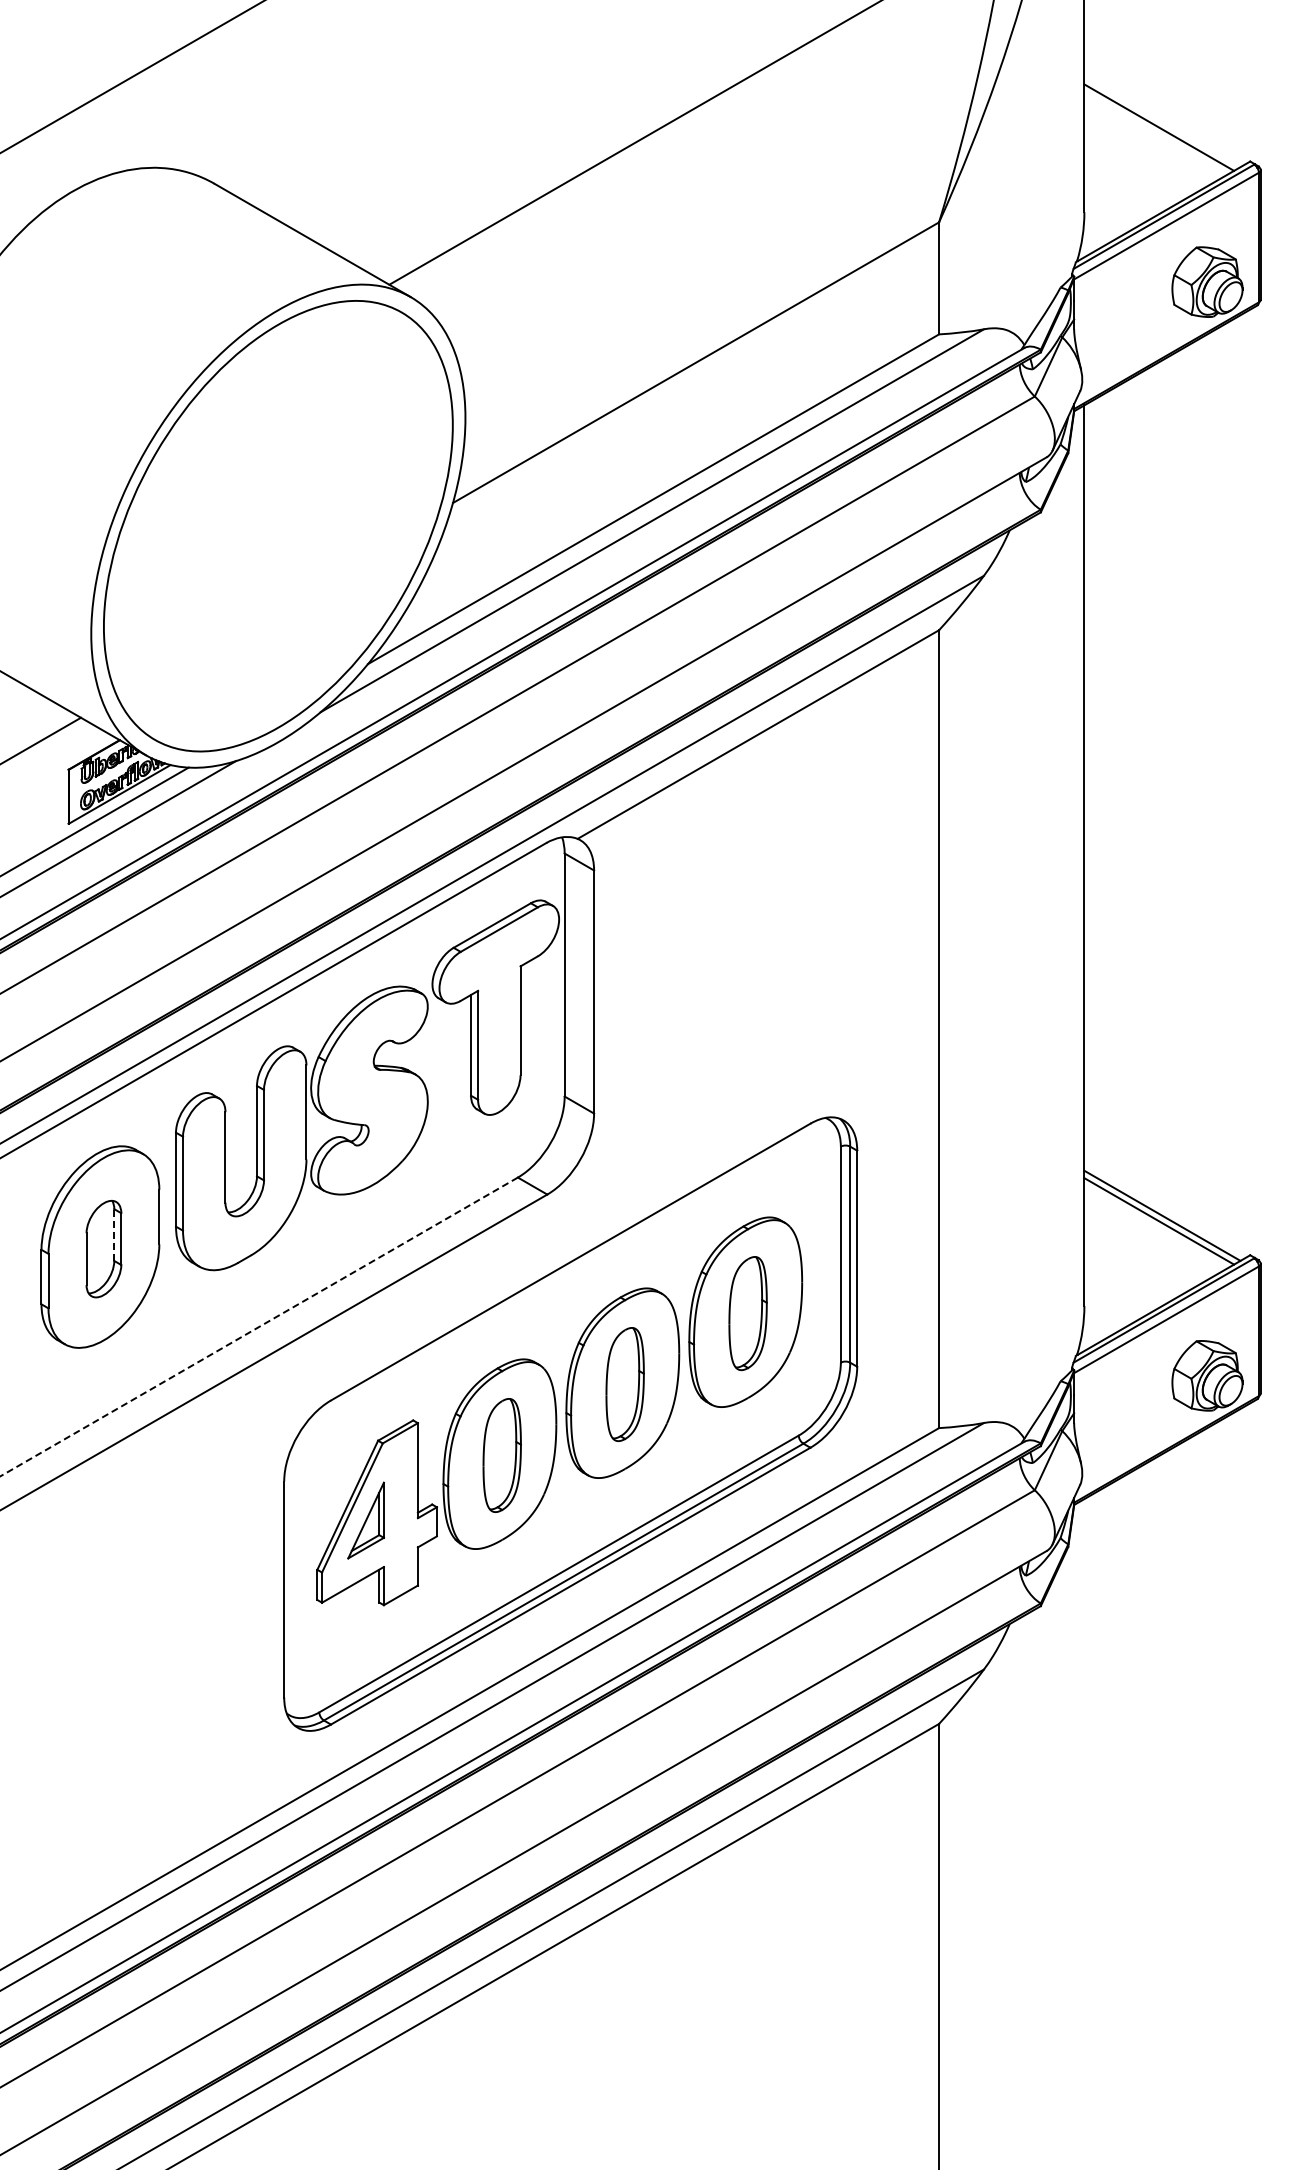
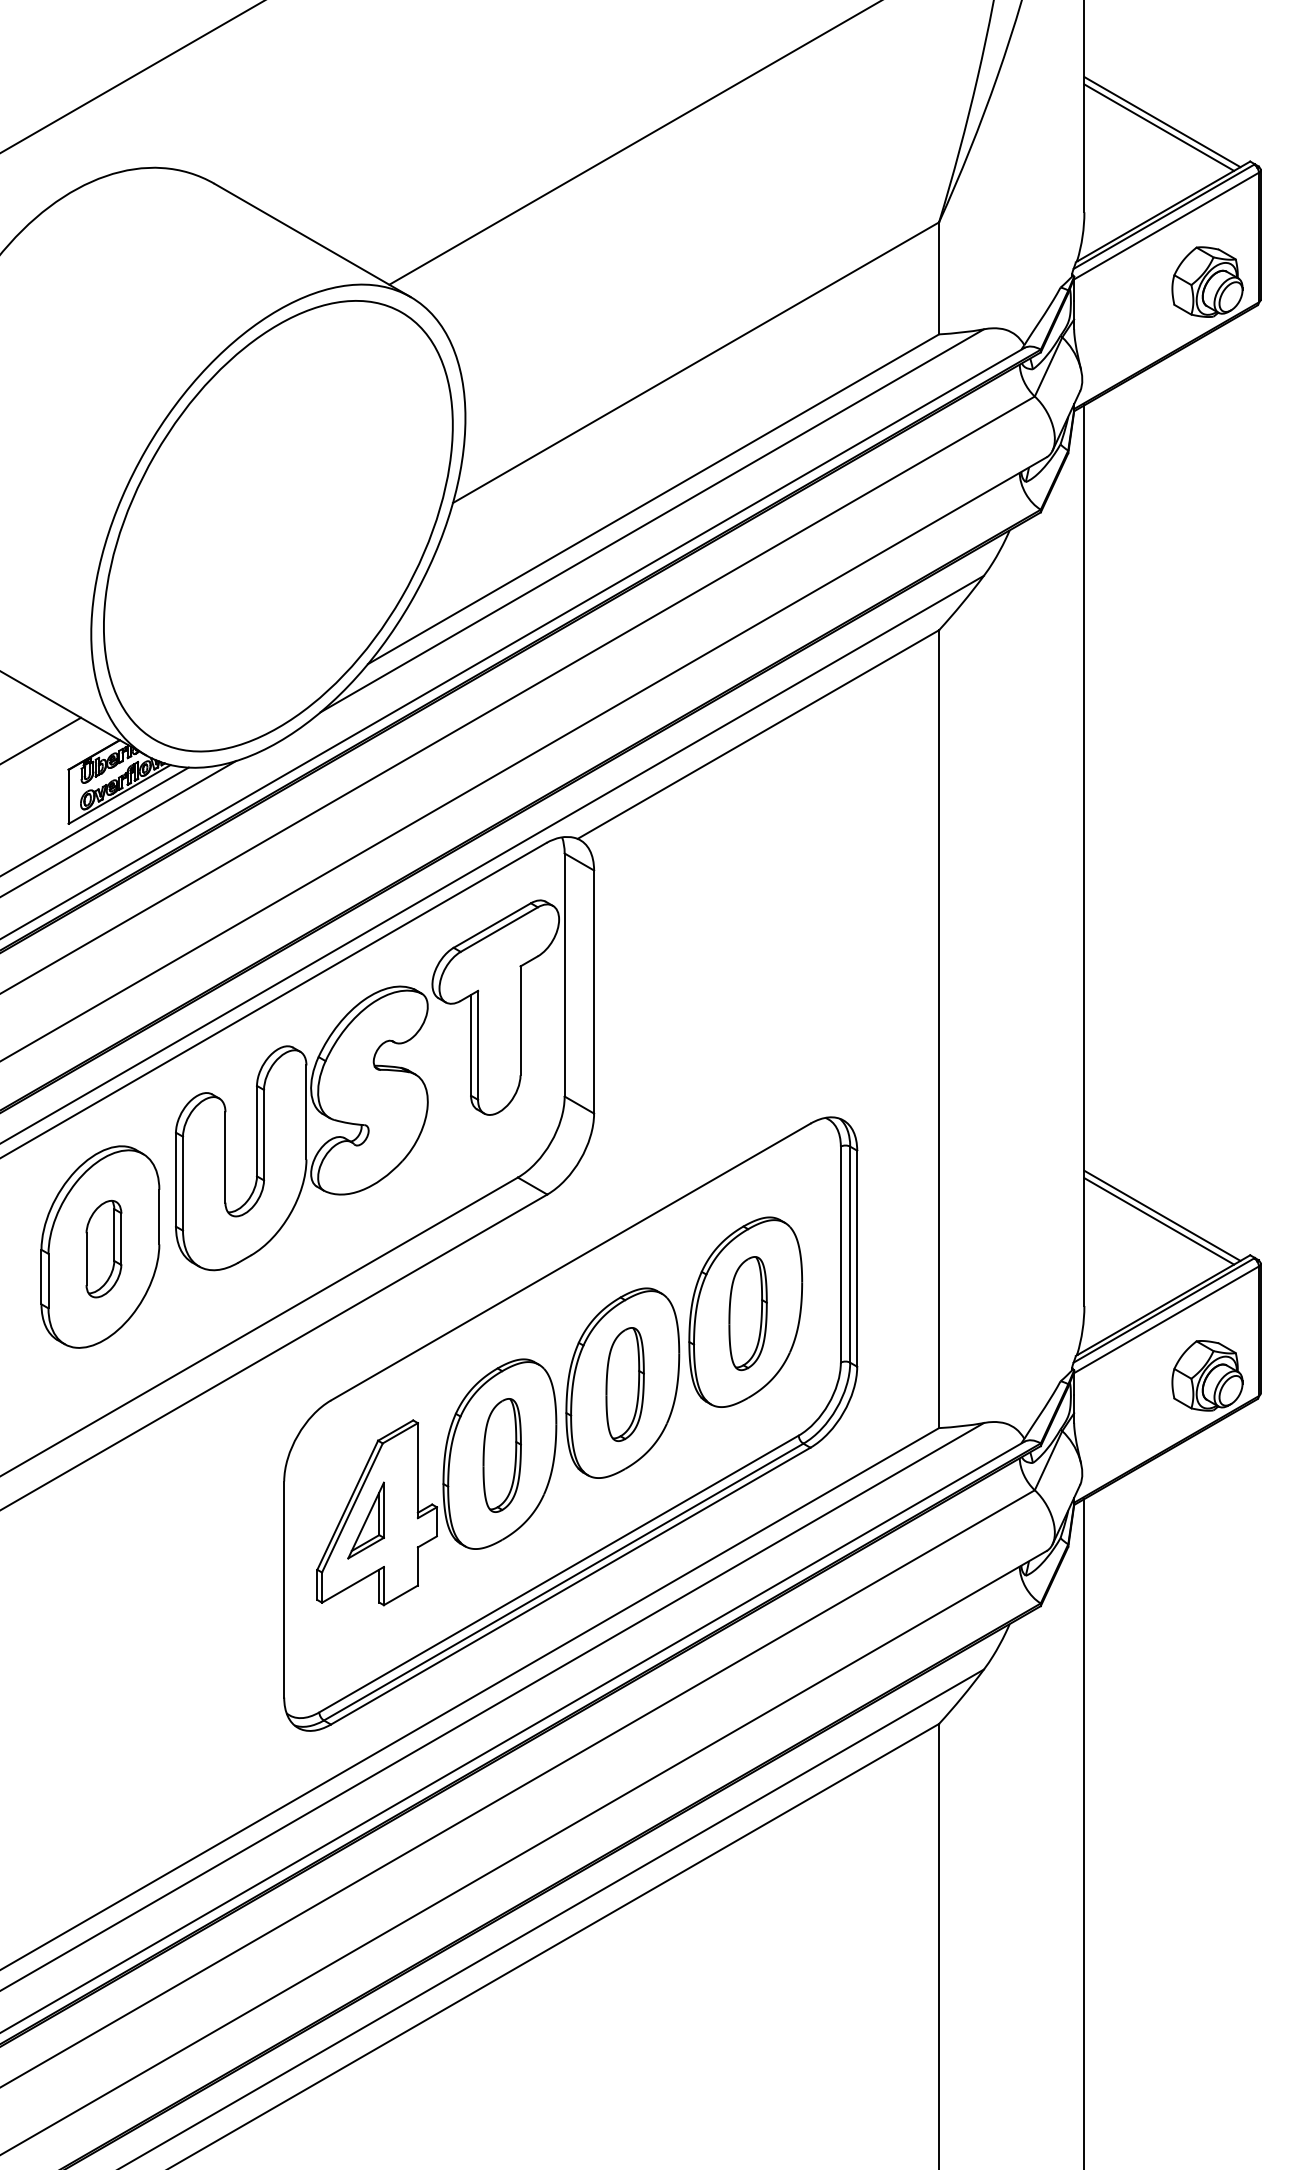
line: none -> present (1162, 122)
line: dashed -> solid (114, 1235)
line: dashed -> solid (259, 1326)
line: none -> present (1084, 1832)
